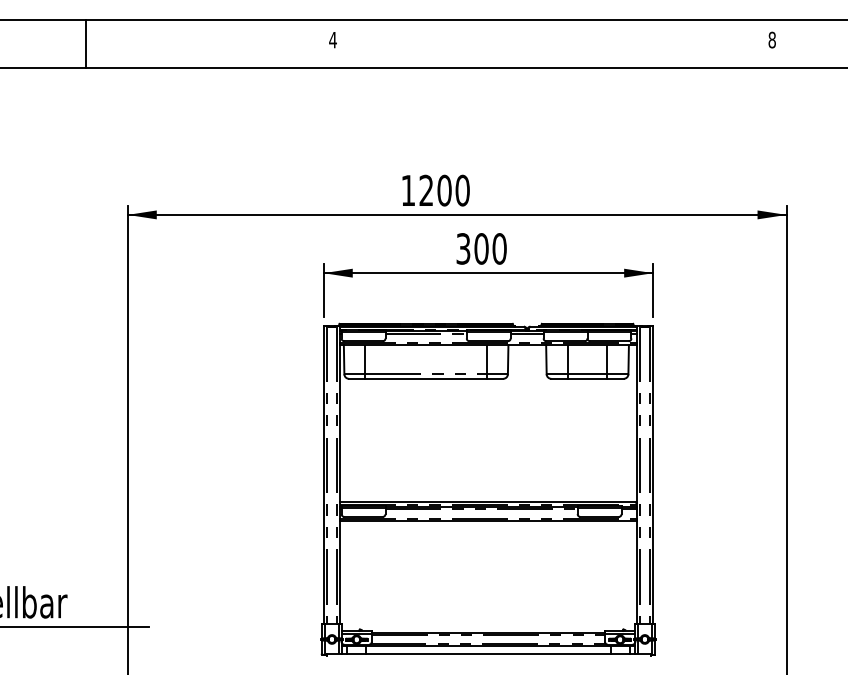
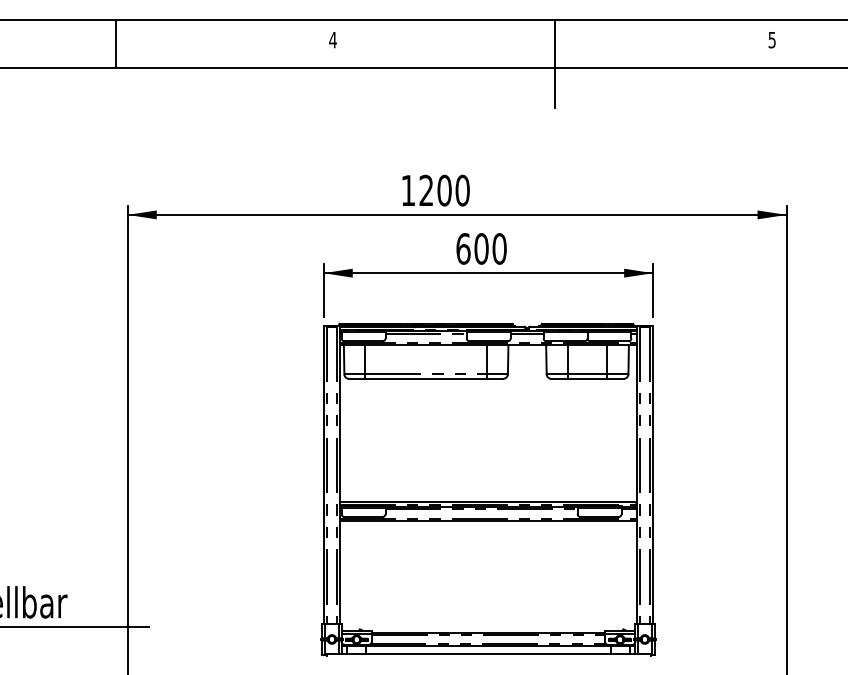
text: 8 -> 5 (771, 39)
line position: (86, 43) -> (116, 43) (116, 43)
line: none -> present (555, 64)
text: 300 -> 600 (463, 248)
